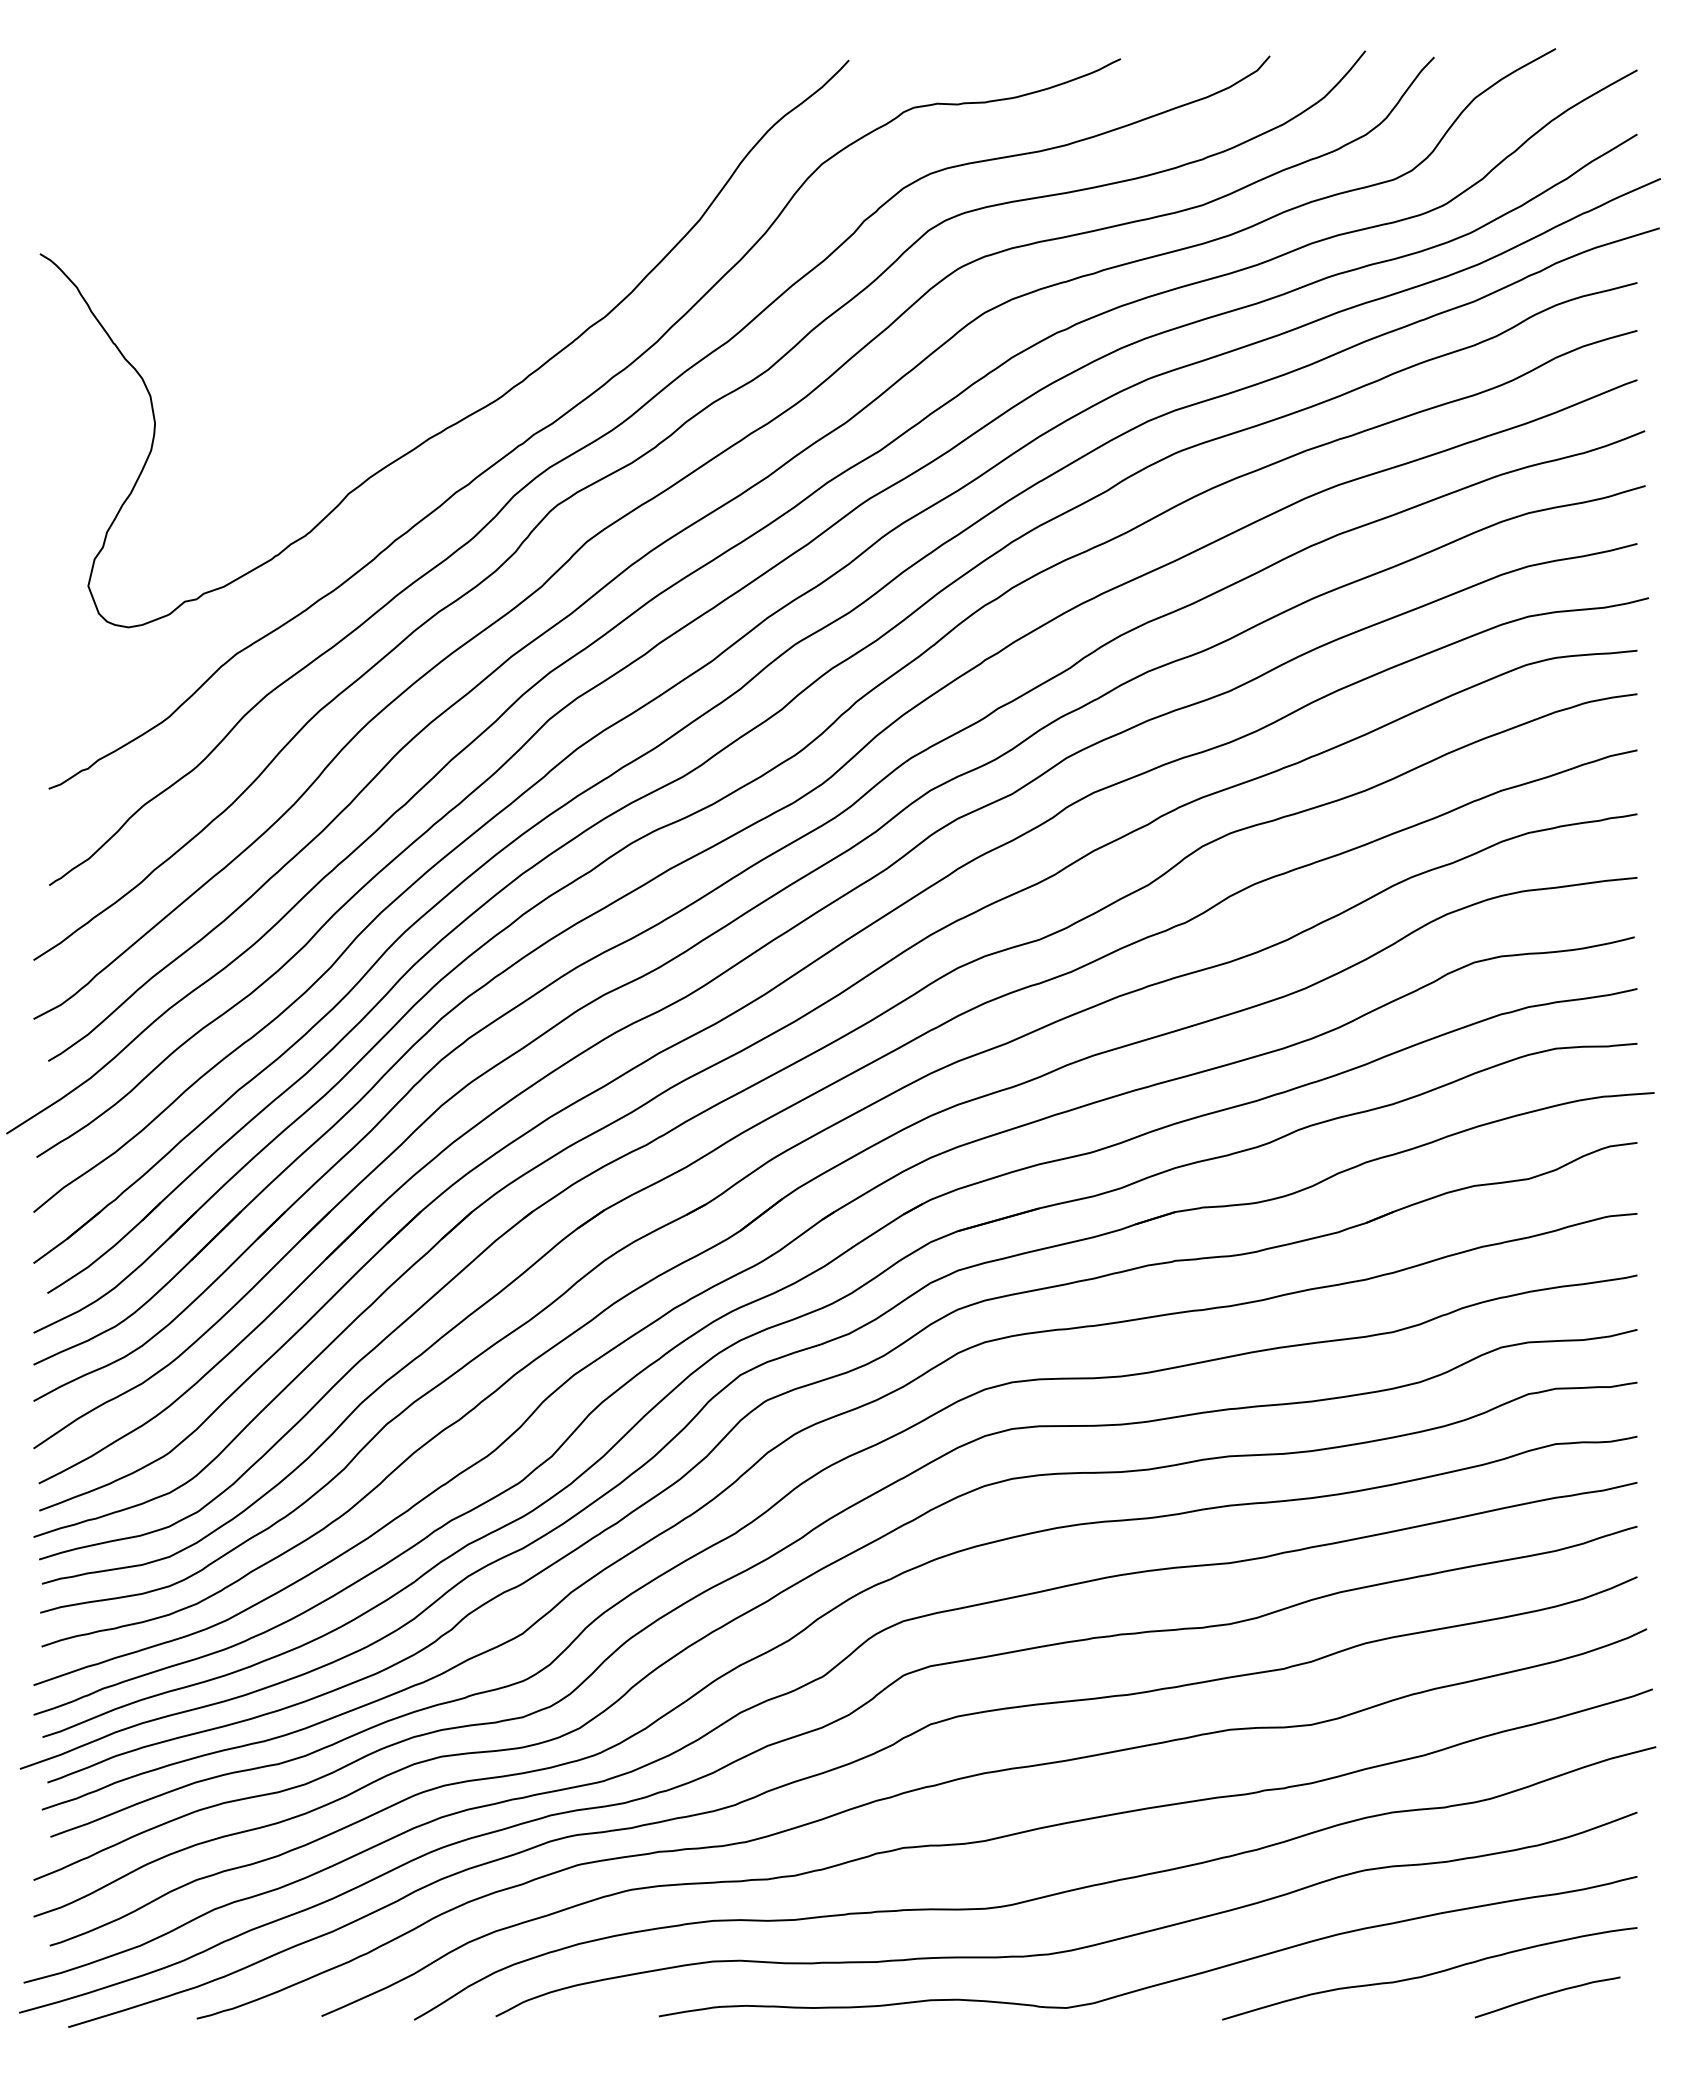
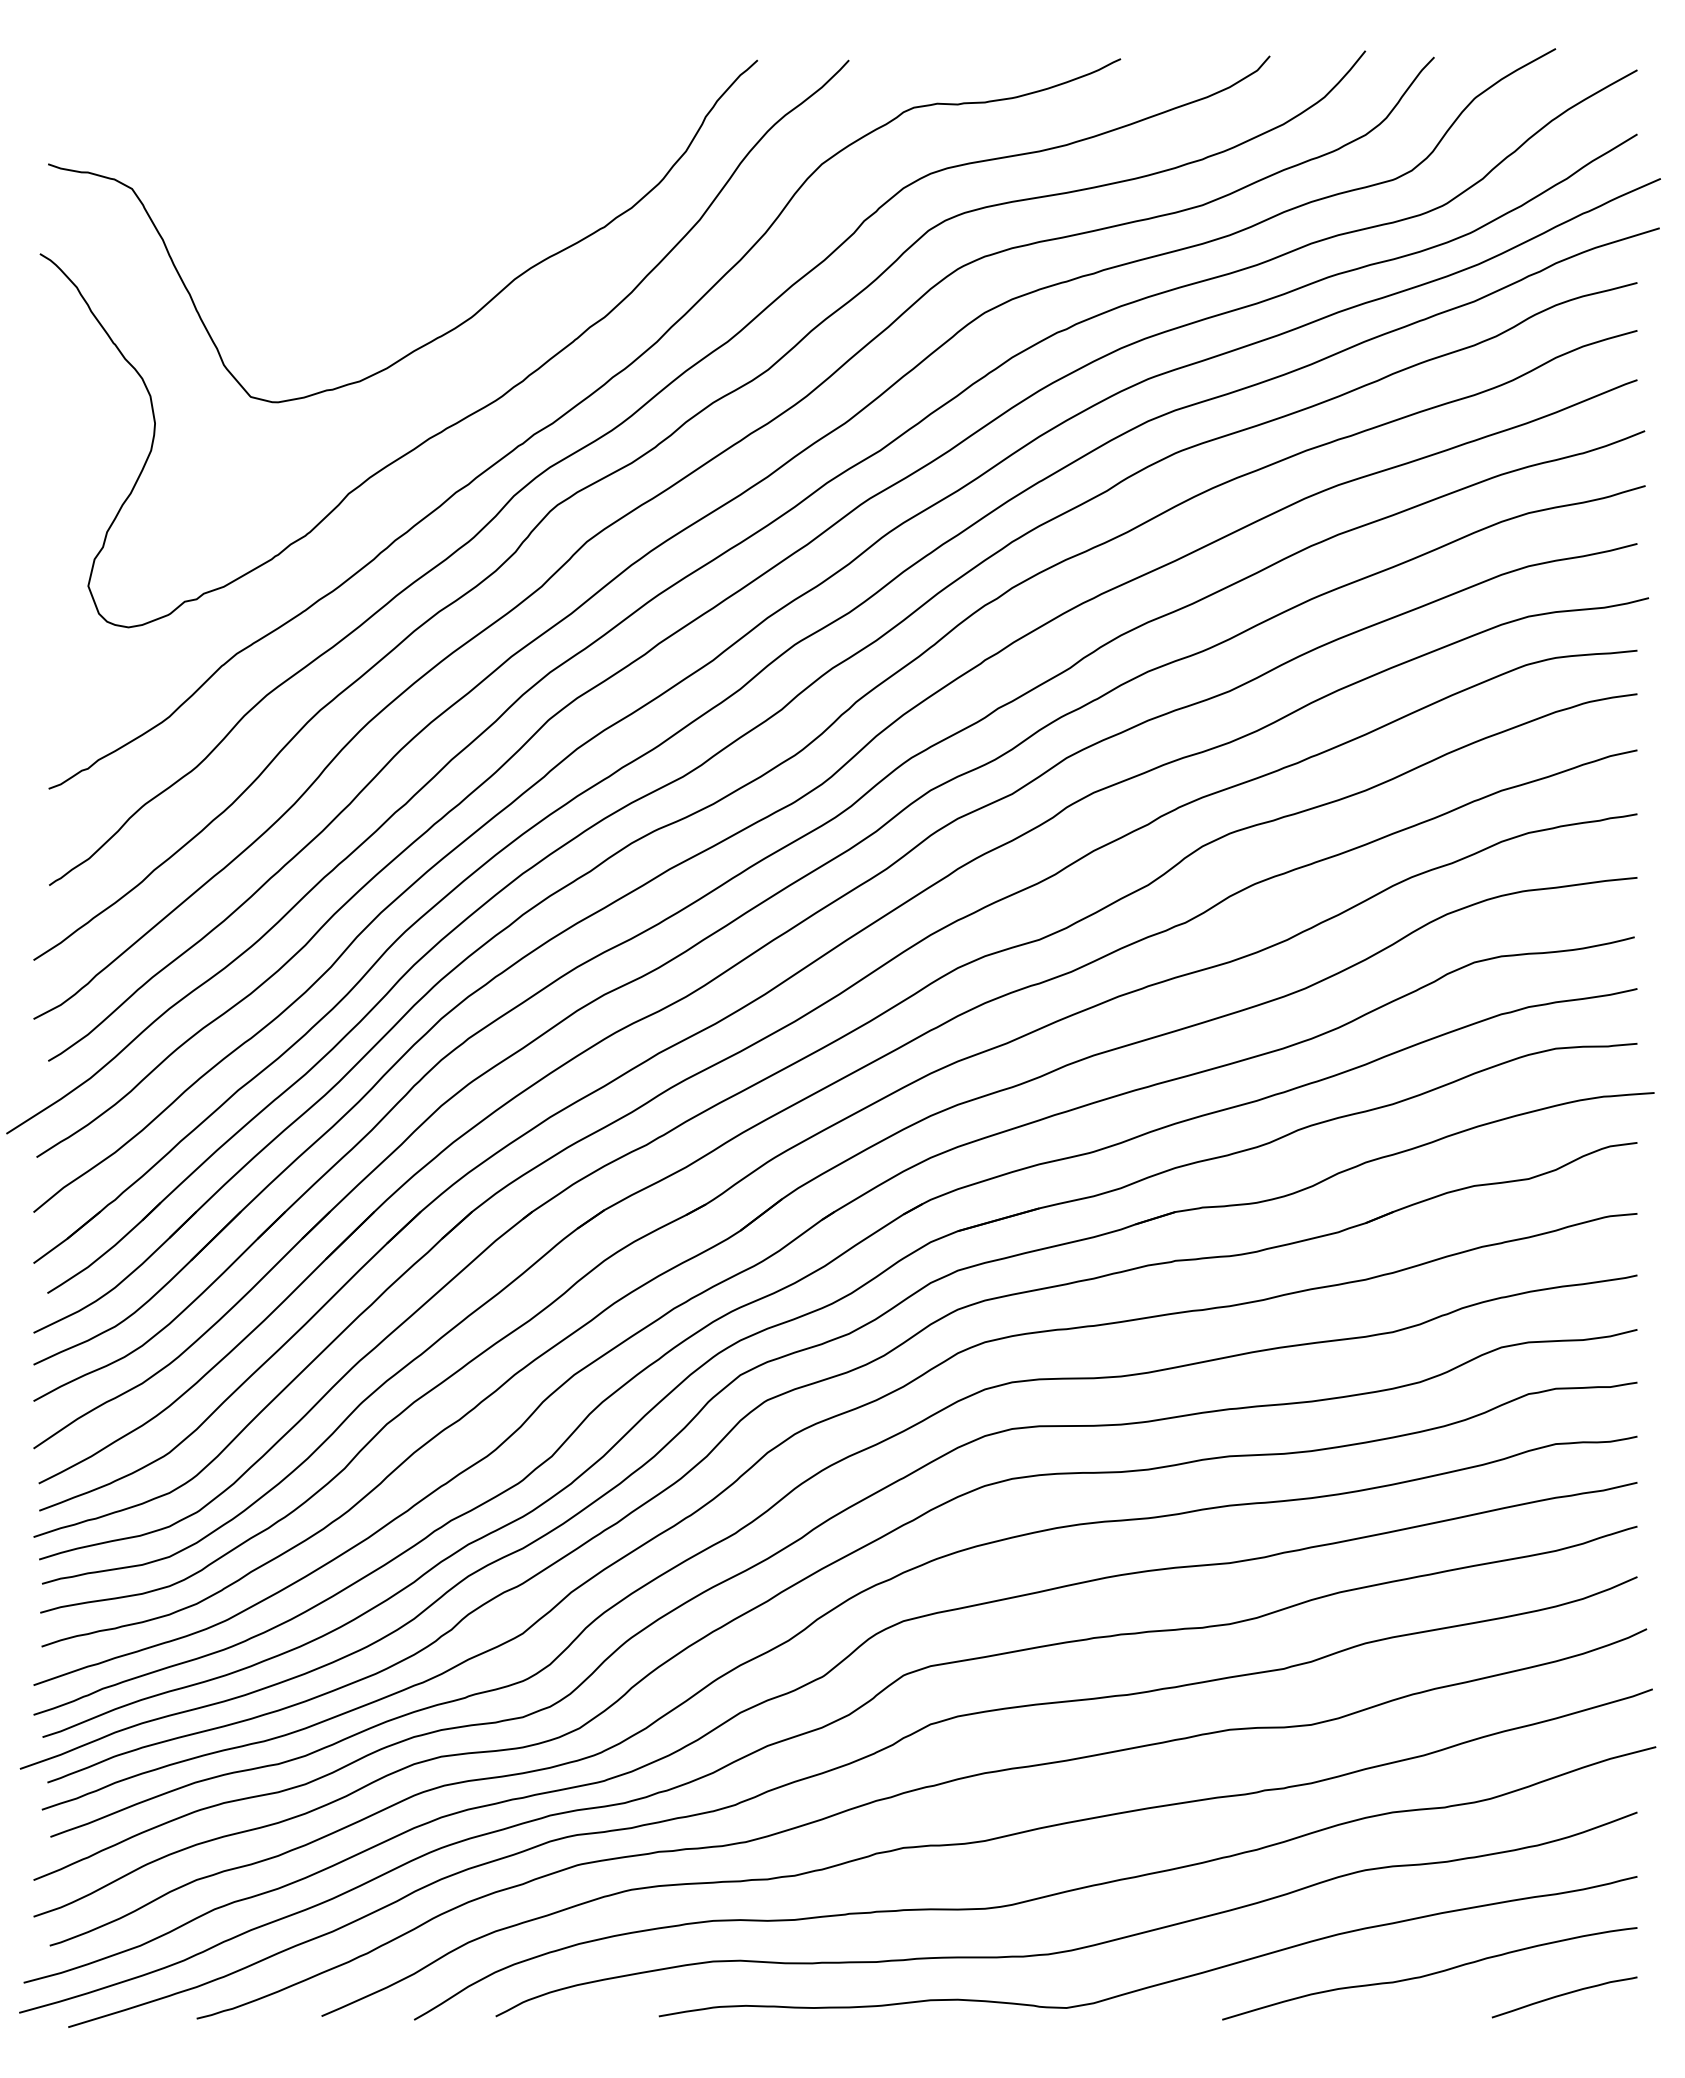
curve: none -> present (463, 321)
curve position: (1547, 1995) -> (1564, 1995) (1564, 1995)
